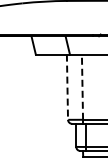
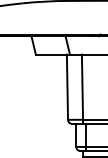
line: dashed -> solid (67, 87)
line: dashed -> solid (82, 87)
